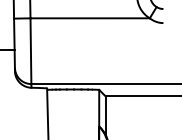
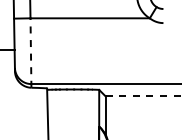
line: solid -> dashed (30, 53)
line: solid -> dashed (143, 96)
